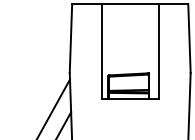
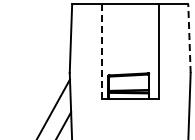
line: solid -> dashed (189, 38)
line: solid -> dashed (101, 51)
